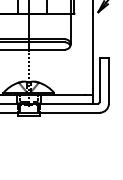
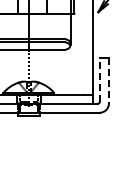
line: solid -> dashed (99, 80)
line: solid -> dashed (108, 80)
